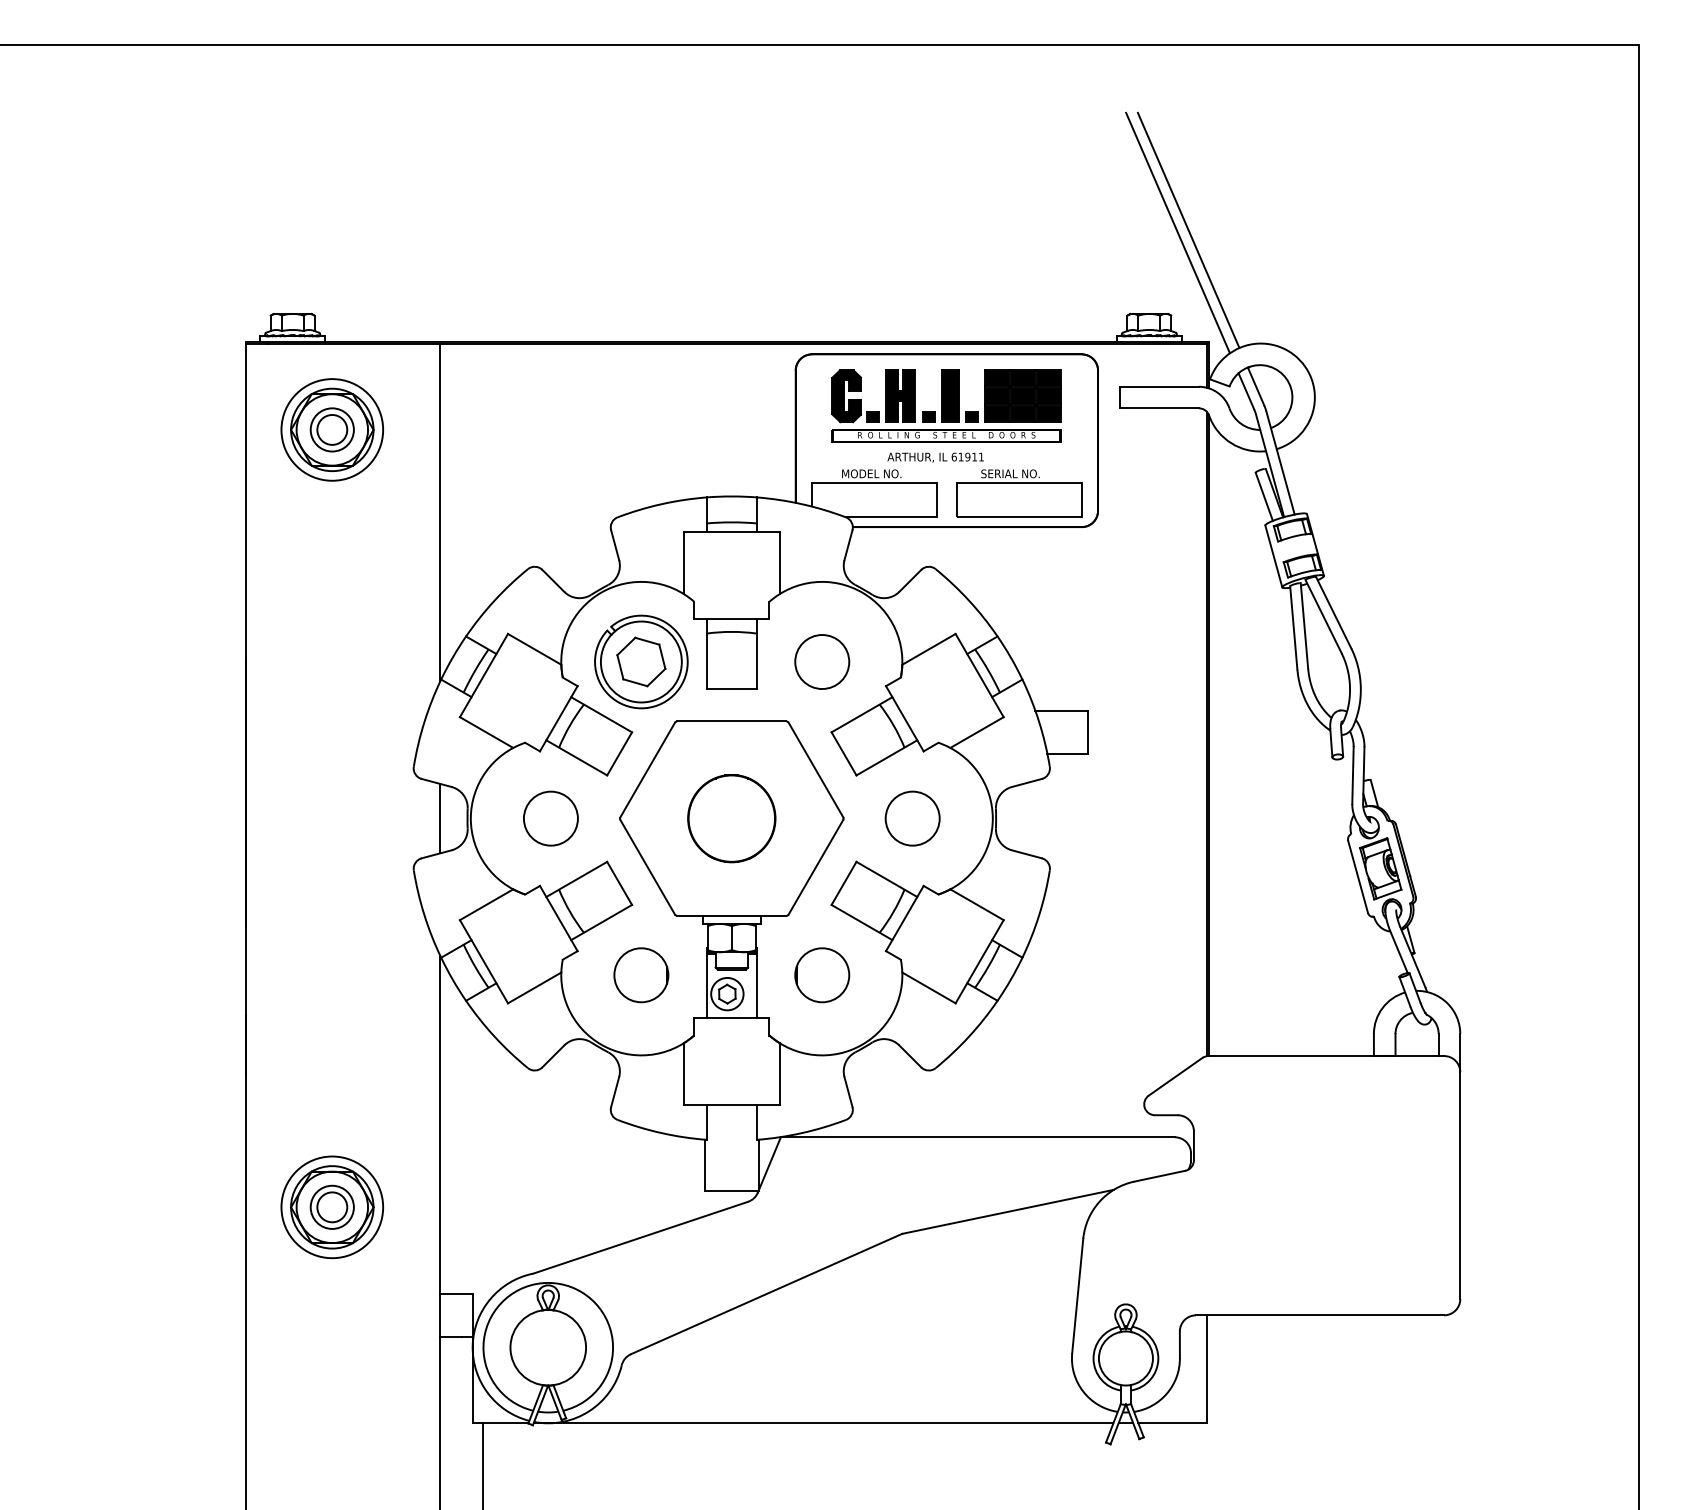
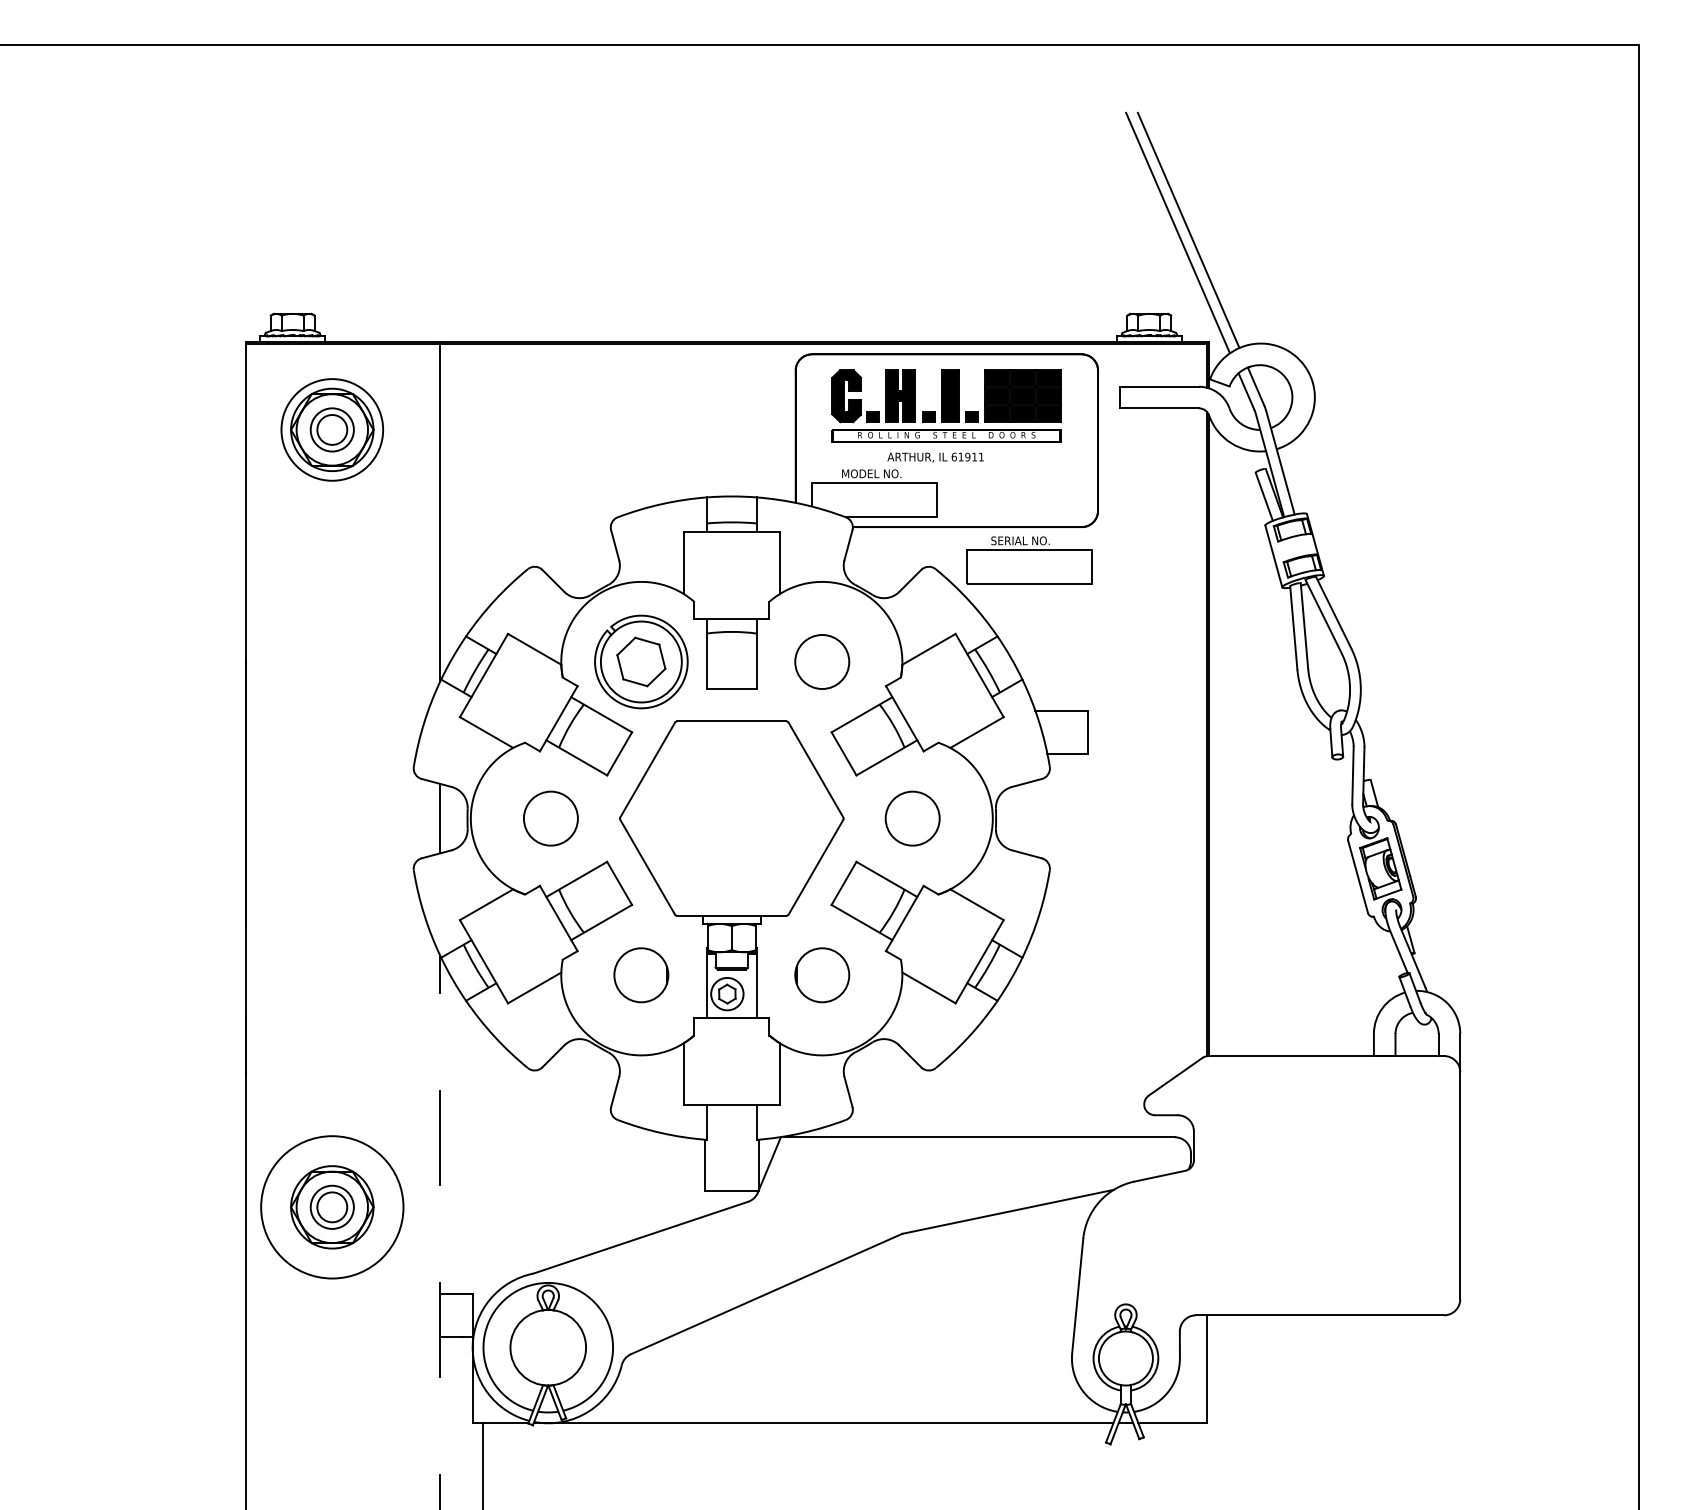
part position: (1019, 493) -> (1029, 560) (1029, 560)
circle: present -> none (731, 818)
circle diameter: 102 px -> 142 px (332, 1207)
line: solid -> dashed (440, 1232)
